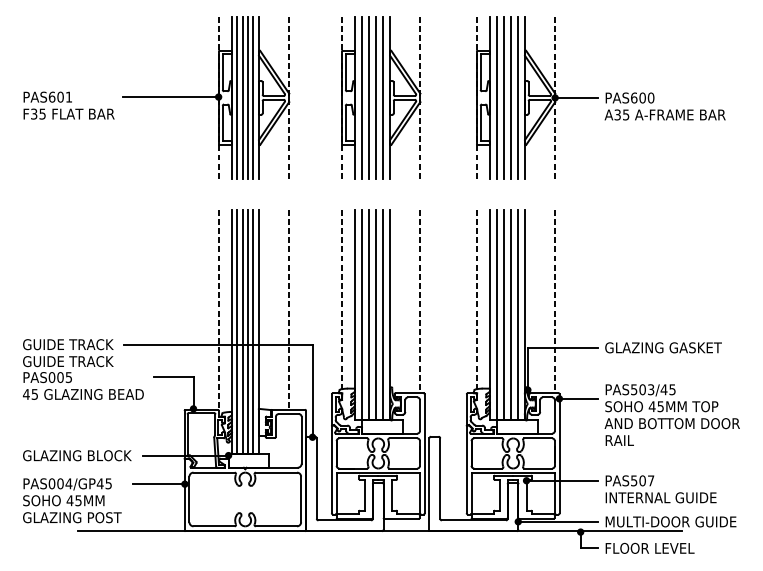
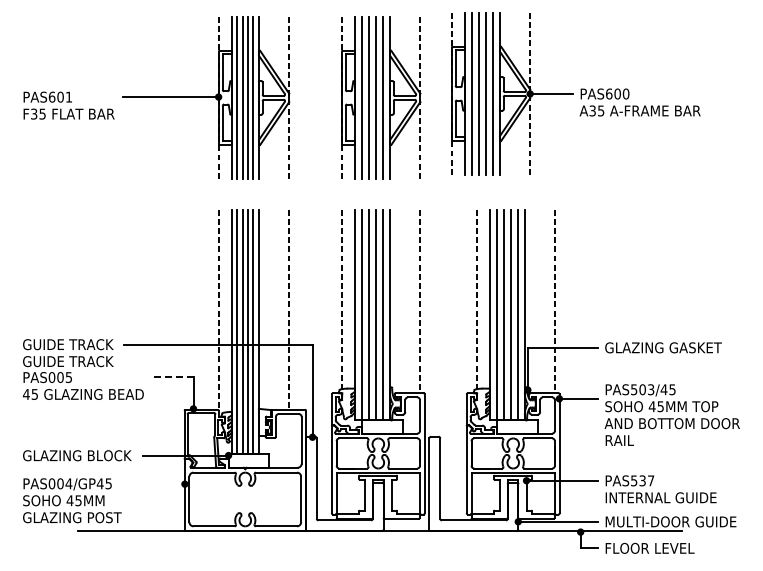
part position: (600, 97) -> (575, 93) (575, 93)
line: solid -> dashed (173, 377)
text: PAS507 -> PAS537 (642, 480)
line: present -> none (158, 484)
